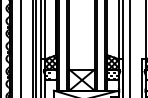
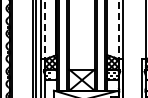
line: solid -> dashed (45, 30)
line: solid -> dashed (118, 30)
line: present -> none (20, 48)
line: present -> none (130, 48)
